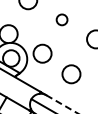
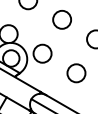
circle size: 14x14 px -> 20x20 px (61, 19)
circle position: (71, 74) -> (76, 73) (76, 73)
line: dashed -> solid (62, 104)
